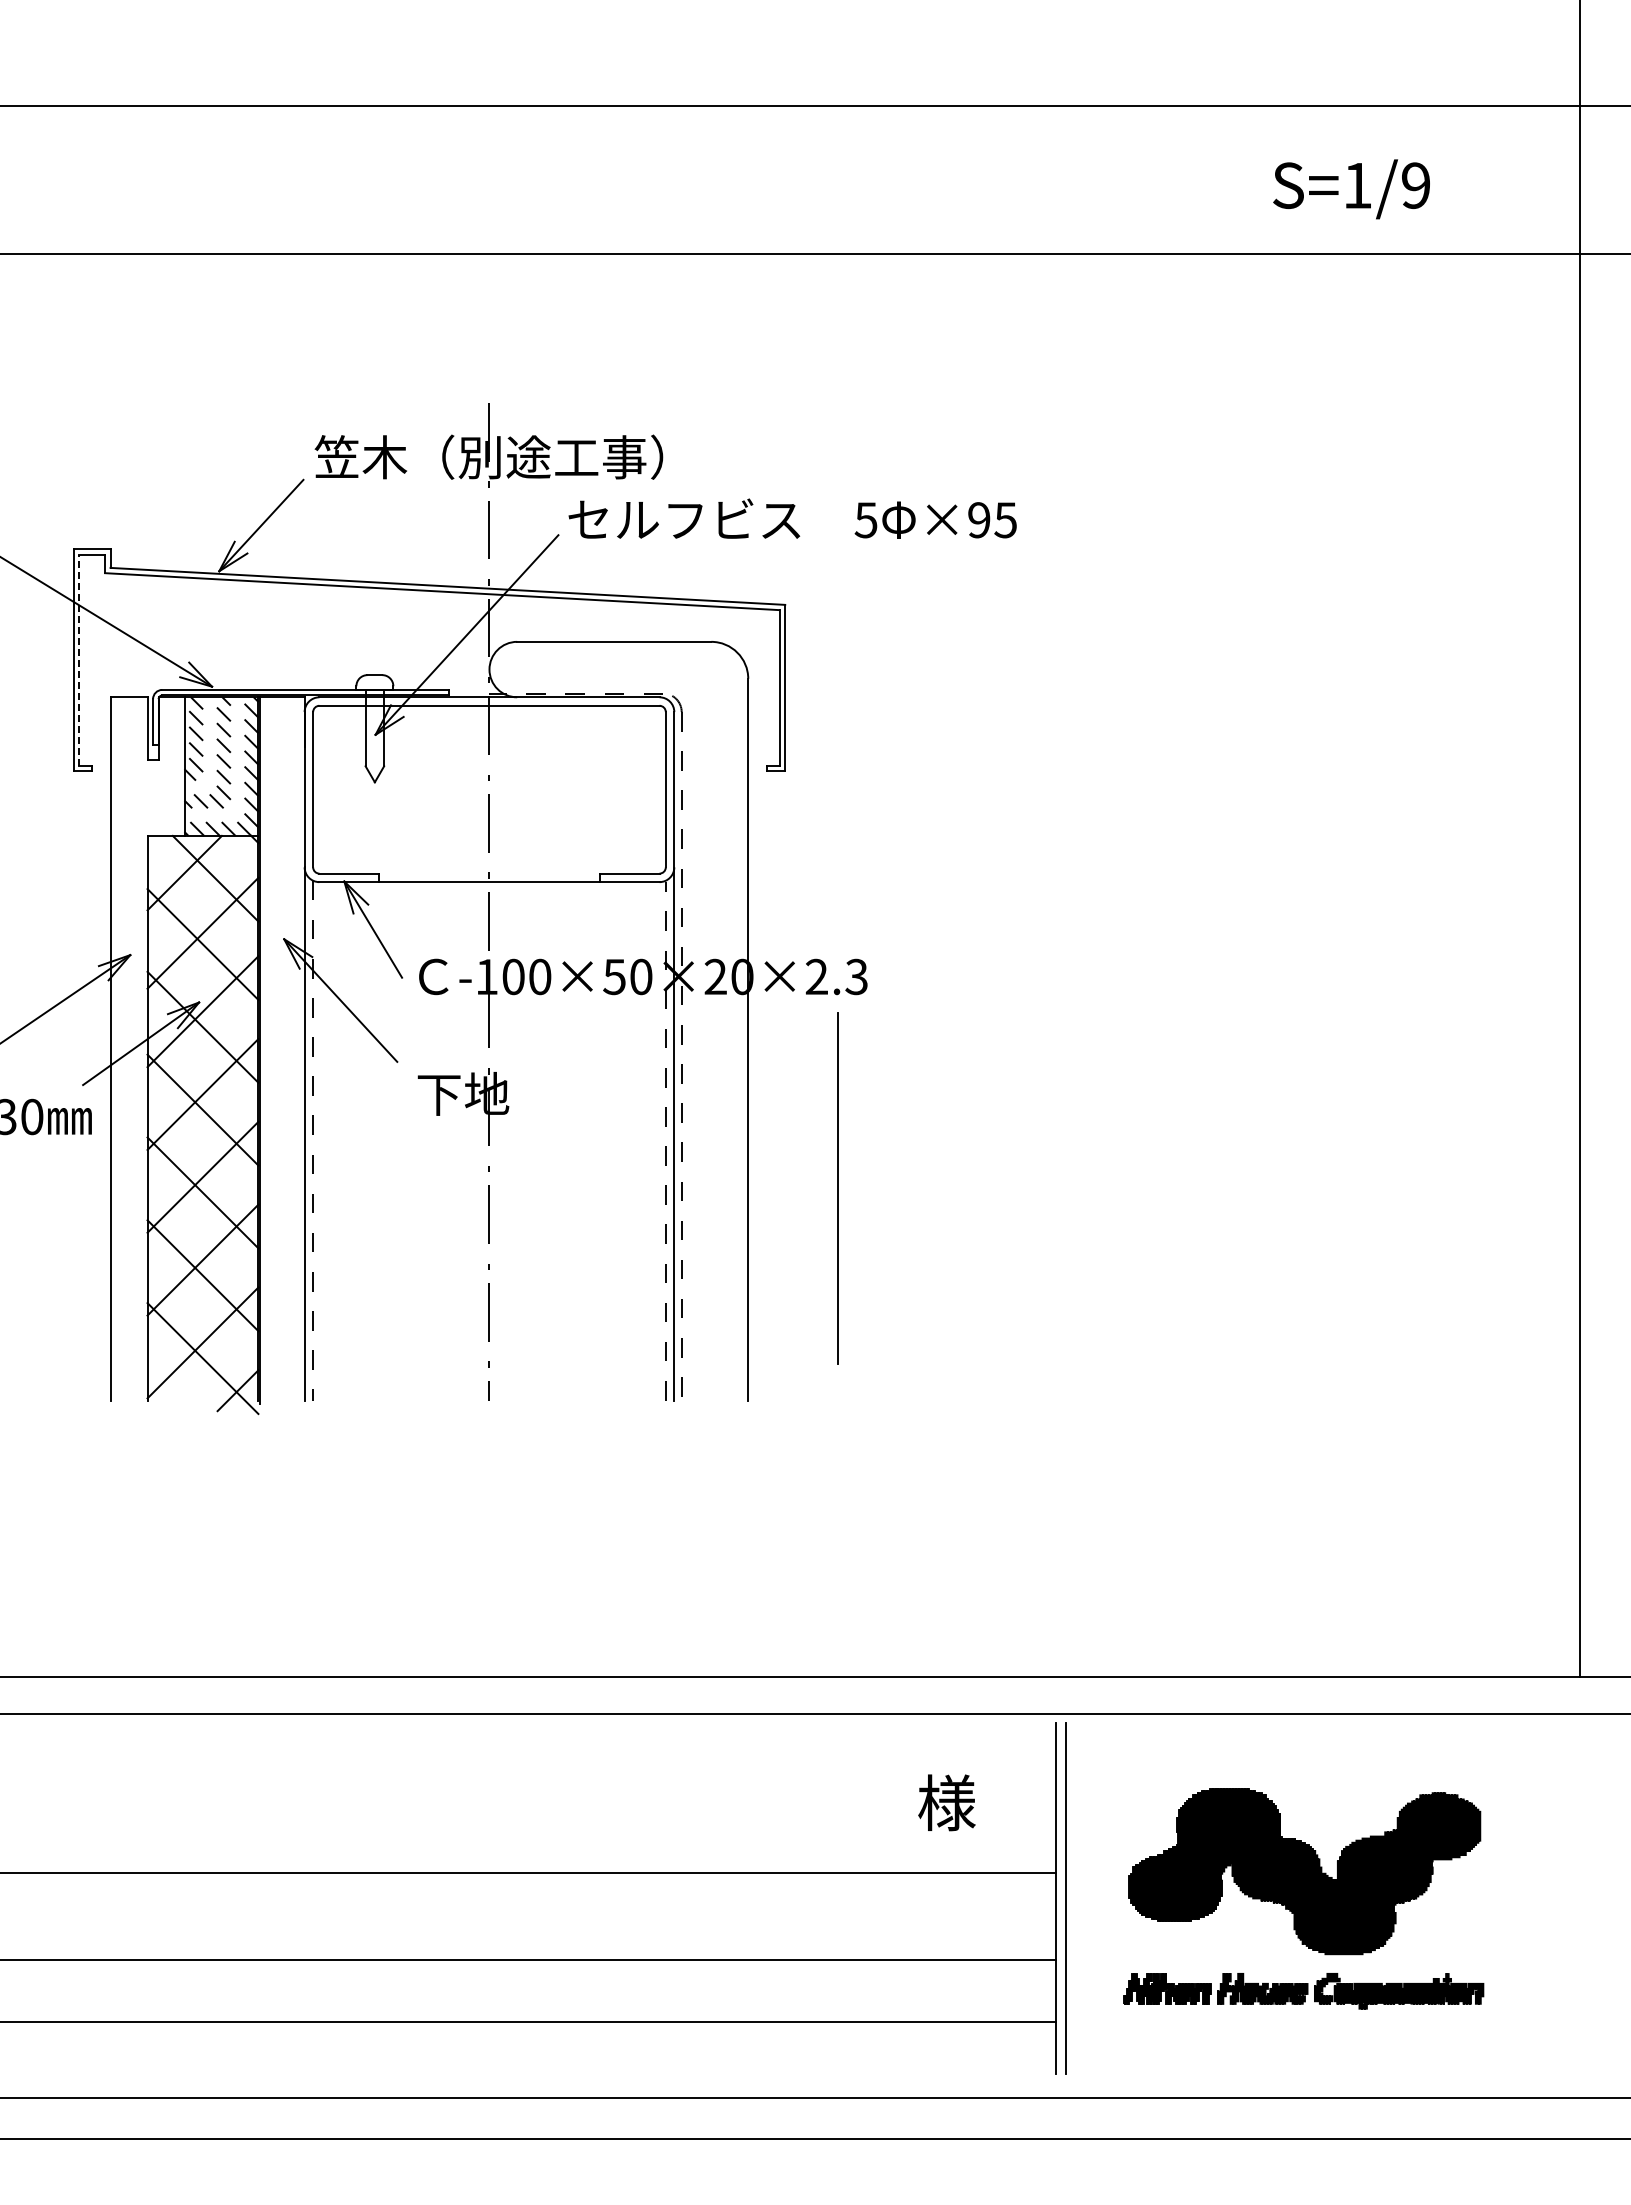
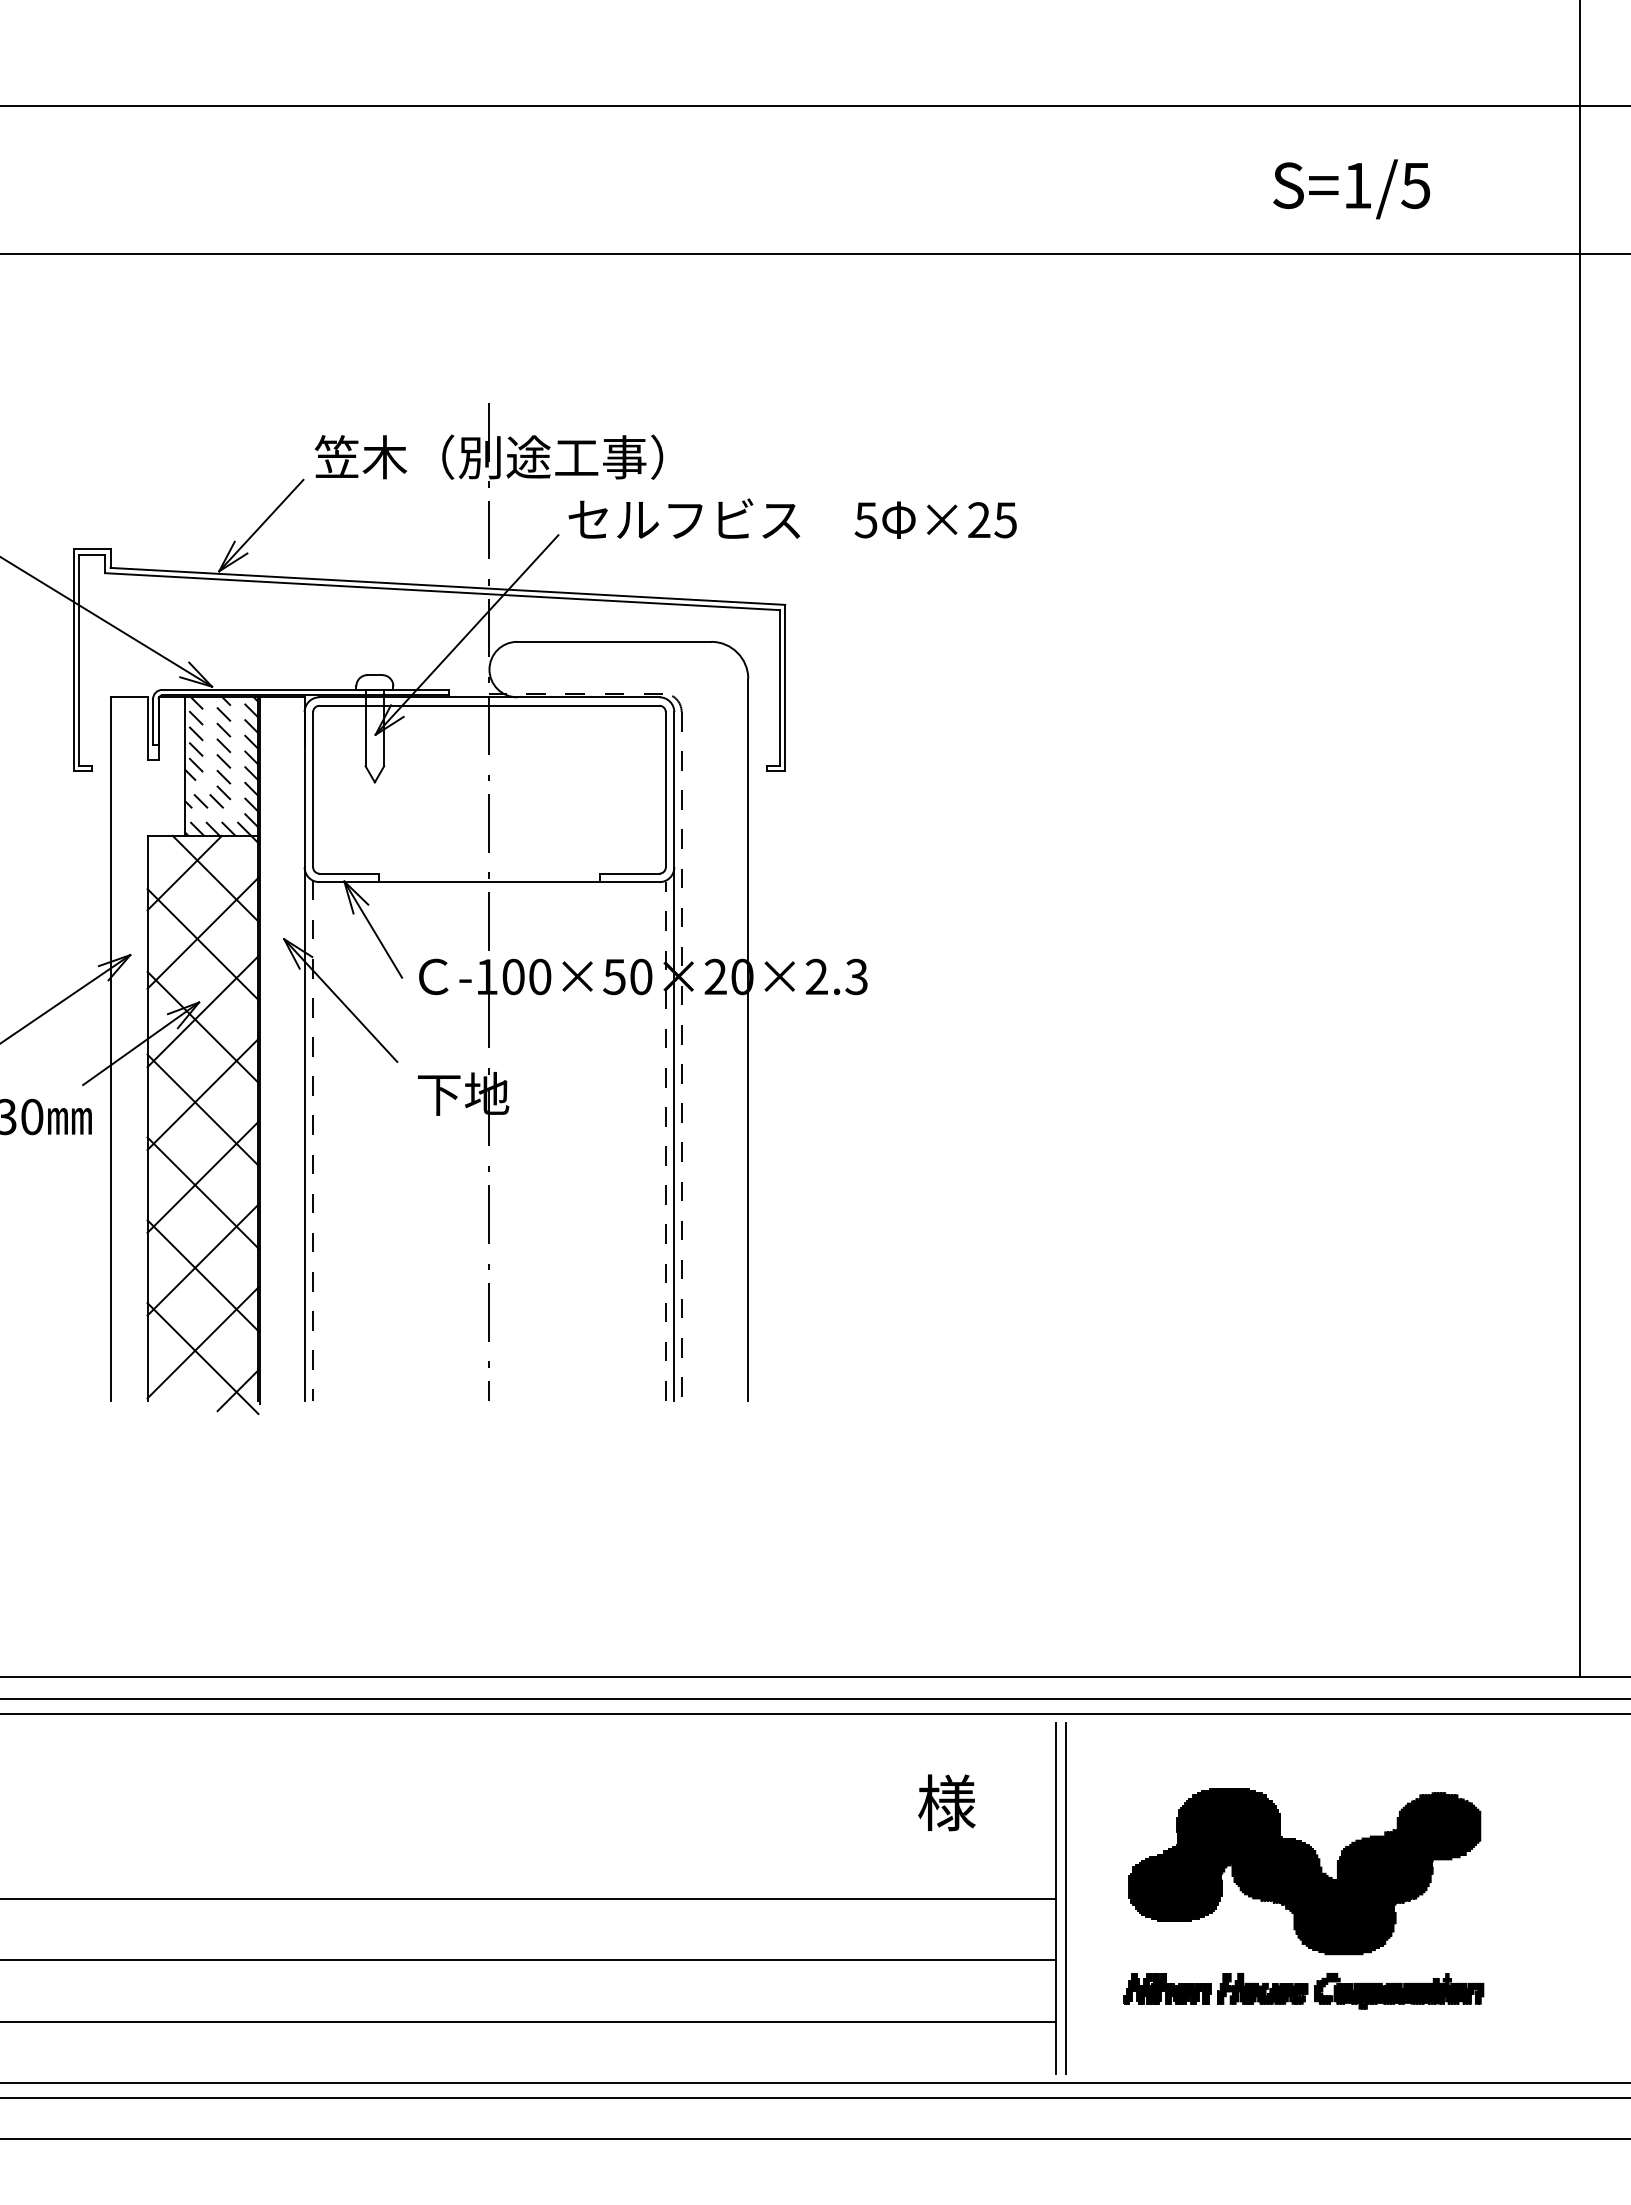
text: S=1/9 -> S=1/5 (1415, 185)
text: ×95 -> ×25 (979, 520)
line: dashed -> solid (79, 659)
line: present -> none (837, 1188)
line: none -> present (814, 1698)
line position: (529, 1872) -> (529, 1898) (529, 1898)
line: none -> present (814, 2083)
